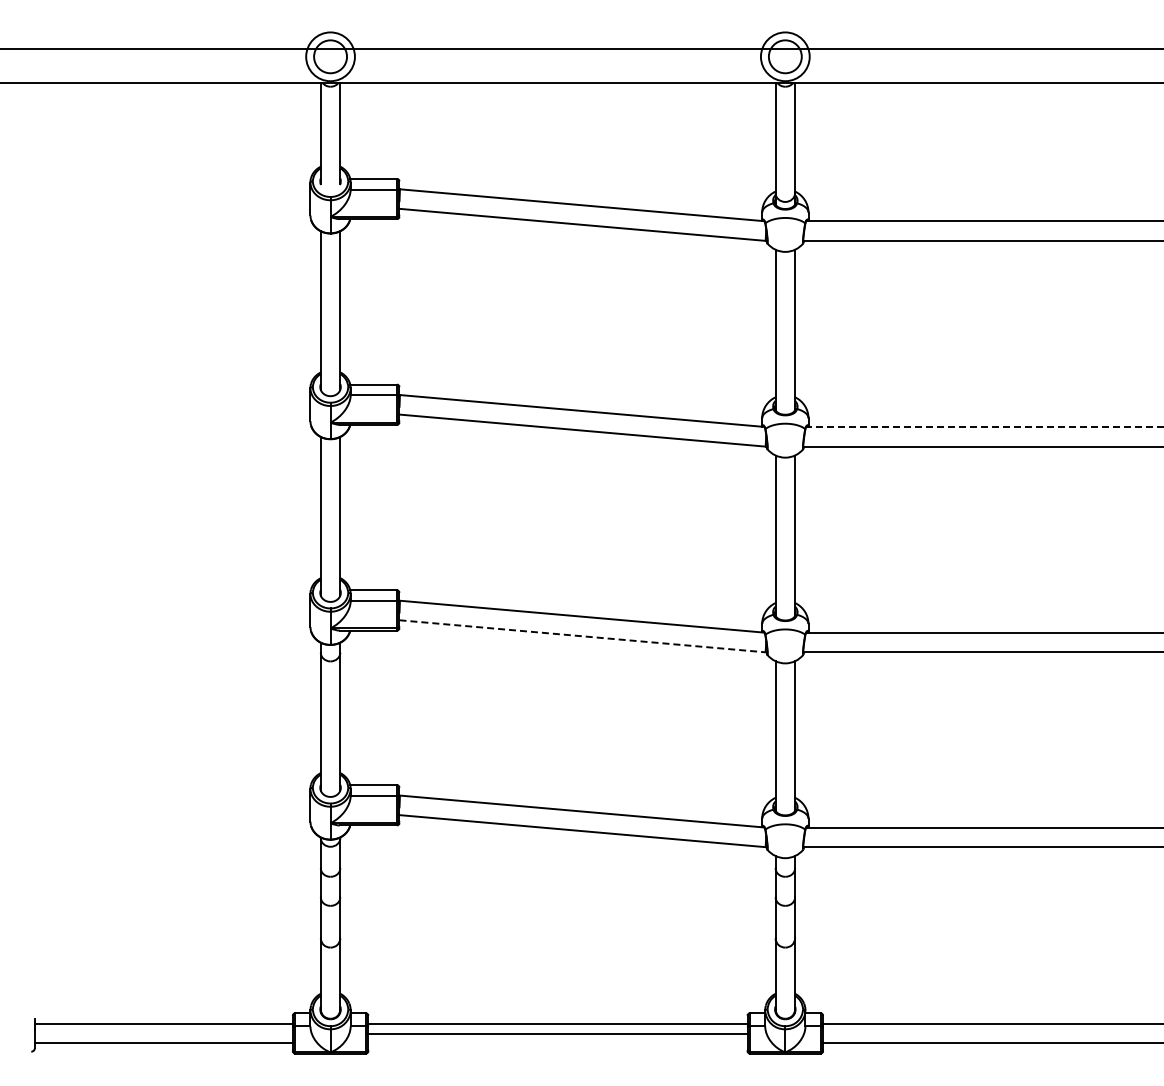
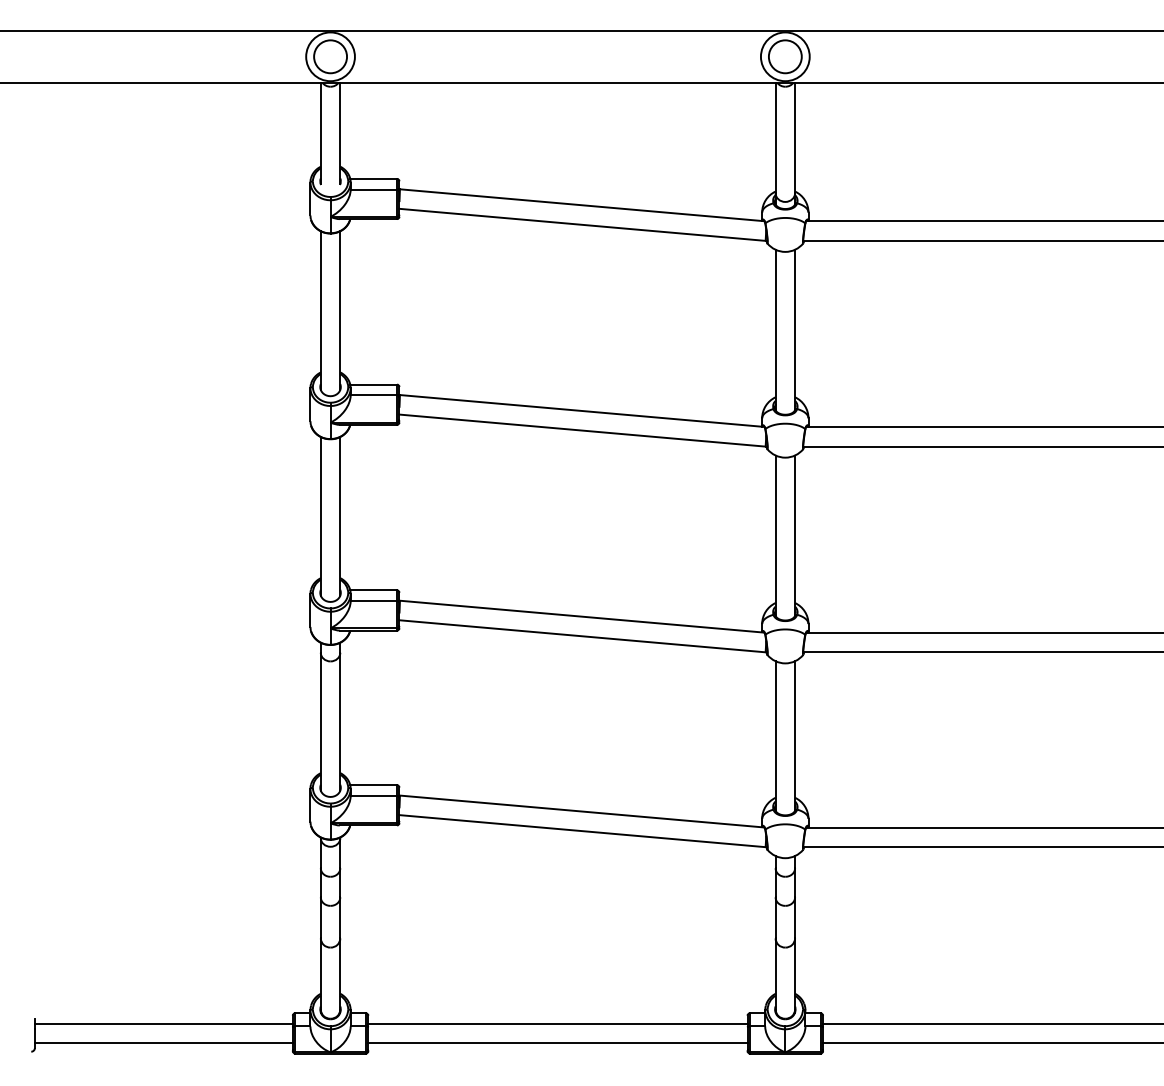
line position: (581, 48) -> (581, 30) (581, 30)
line: dashed -> solid (984, 427)
line: dashed -> solid (582, 636)
line position: (557, 1034) -> (557, 1043) (557, 1043)
